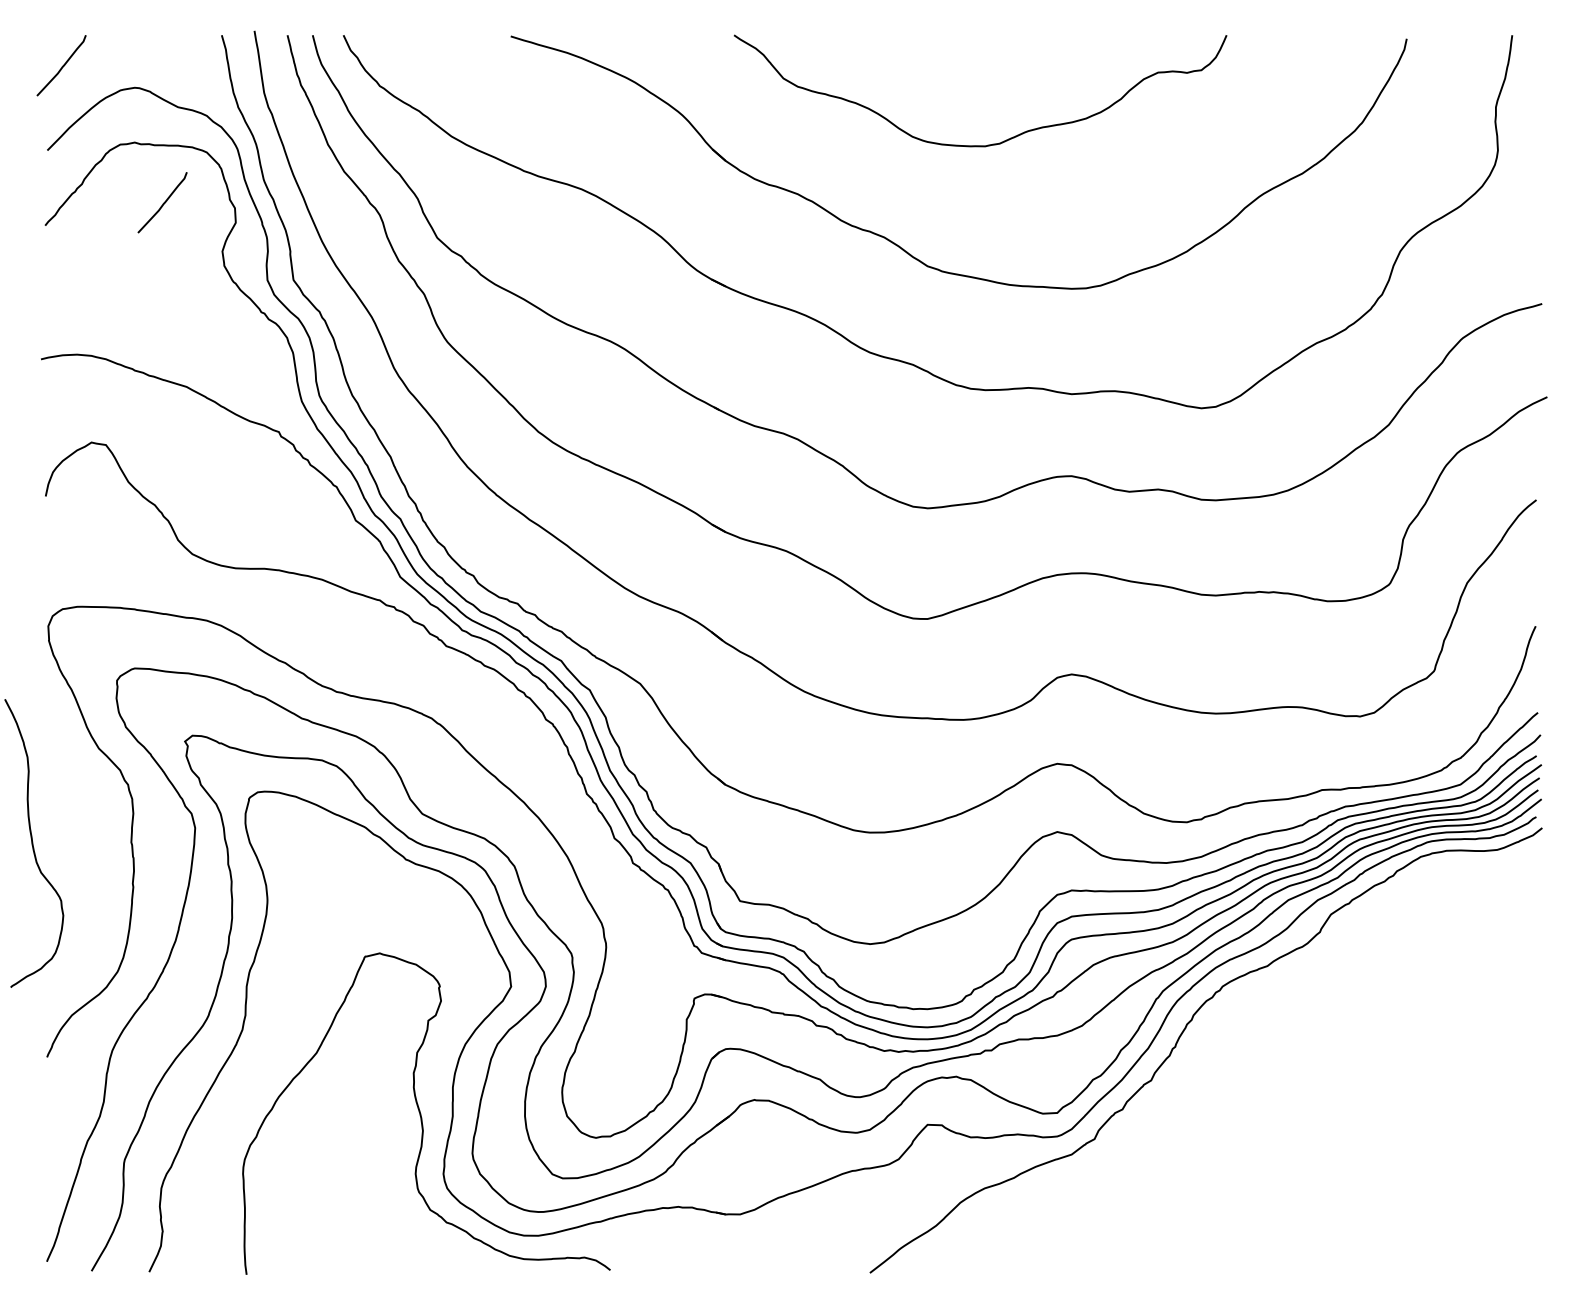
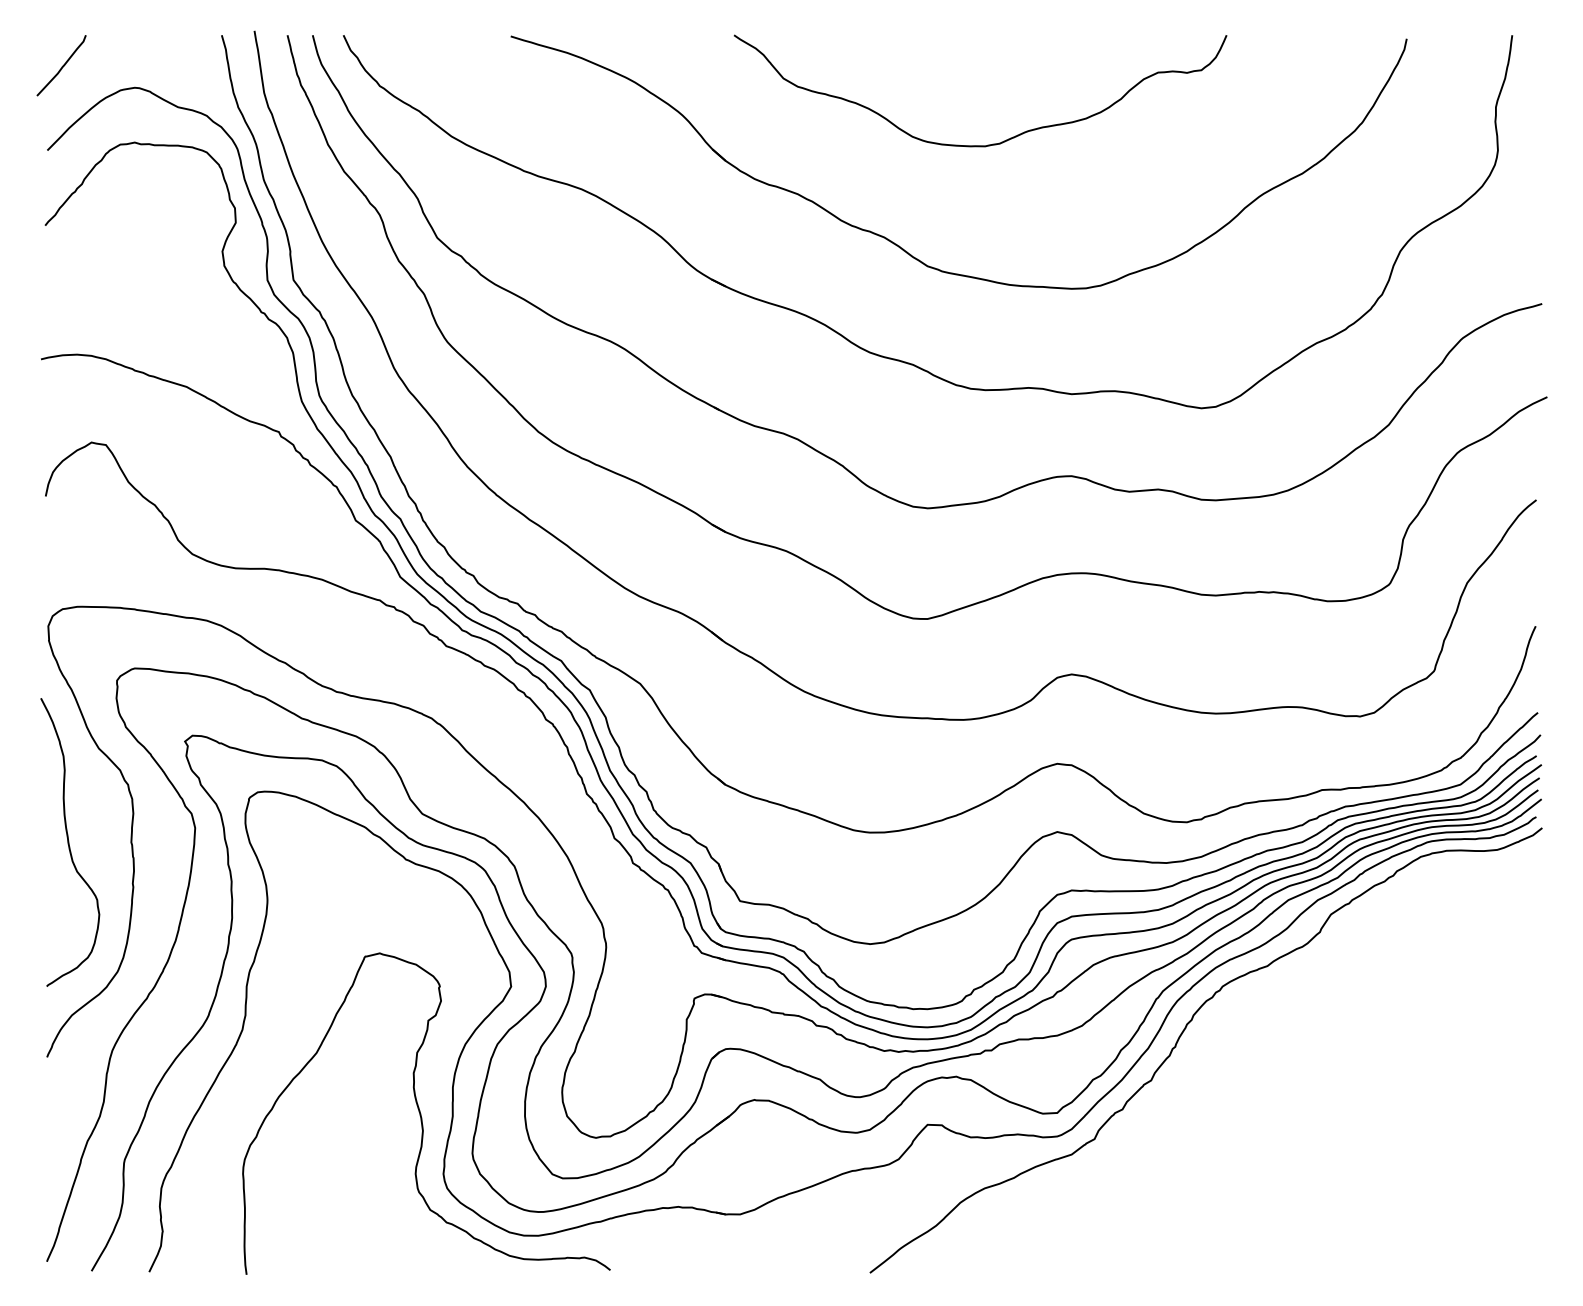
curve: present -> none (163, 202)
curve position: (33, 843) -> (69, 842) (69, 842)
